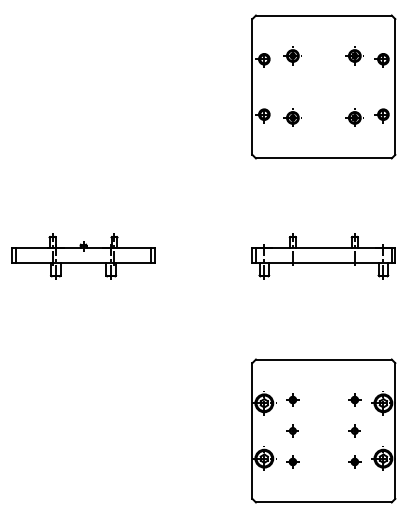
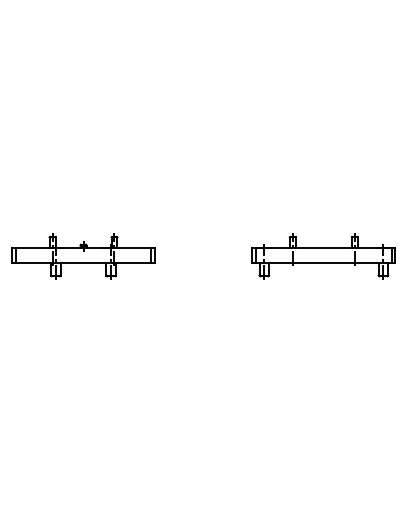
part: present -> none (323, 86)
part: present -> none (323, 430)
